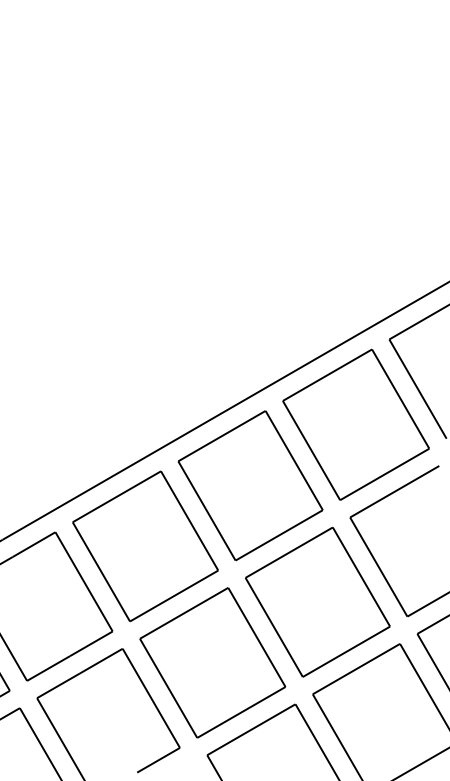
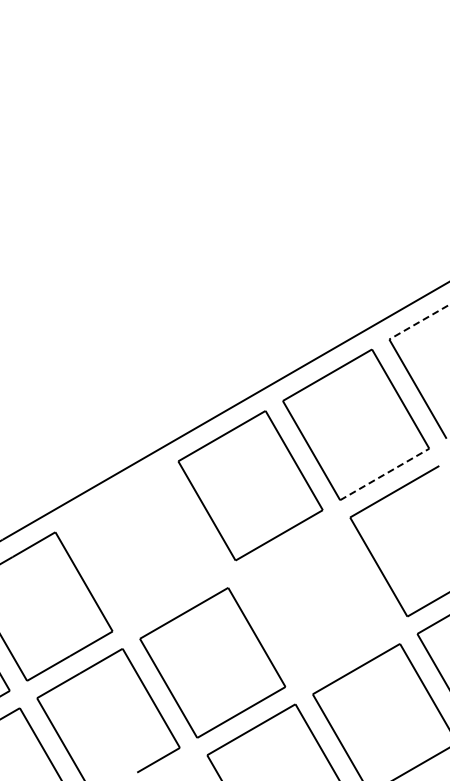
line: solid -> dashed (419, 322)
line: solid -> dashed (385, 474)
part: present -> none (145, 546)
part: present -> none (317, 601)
